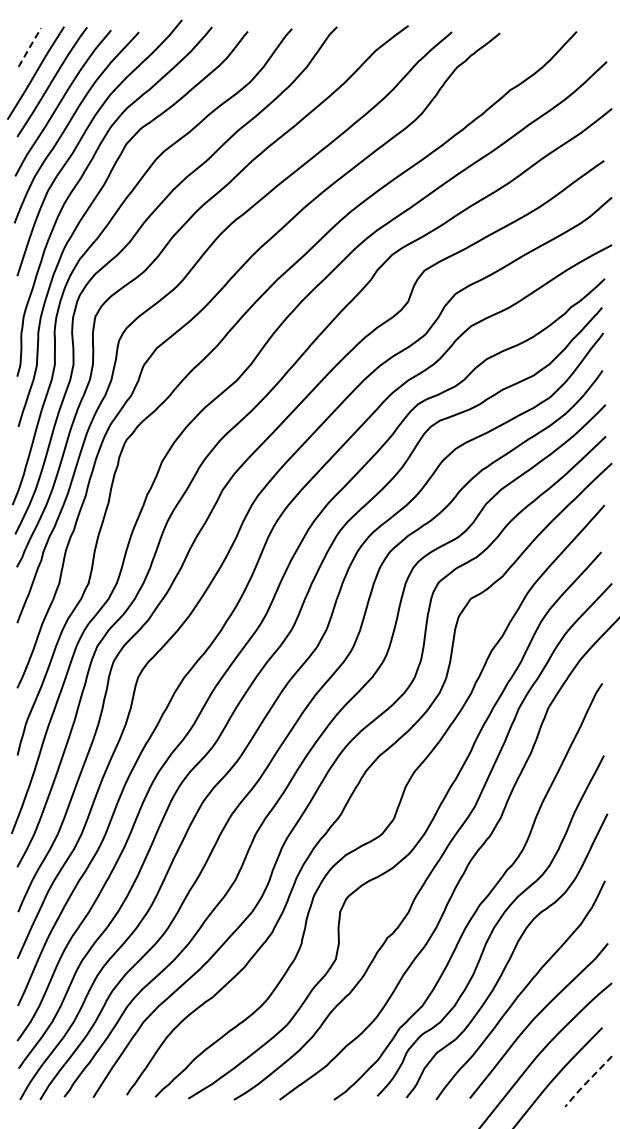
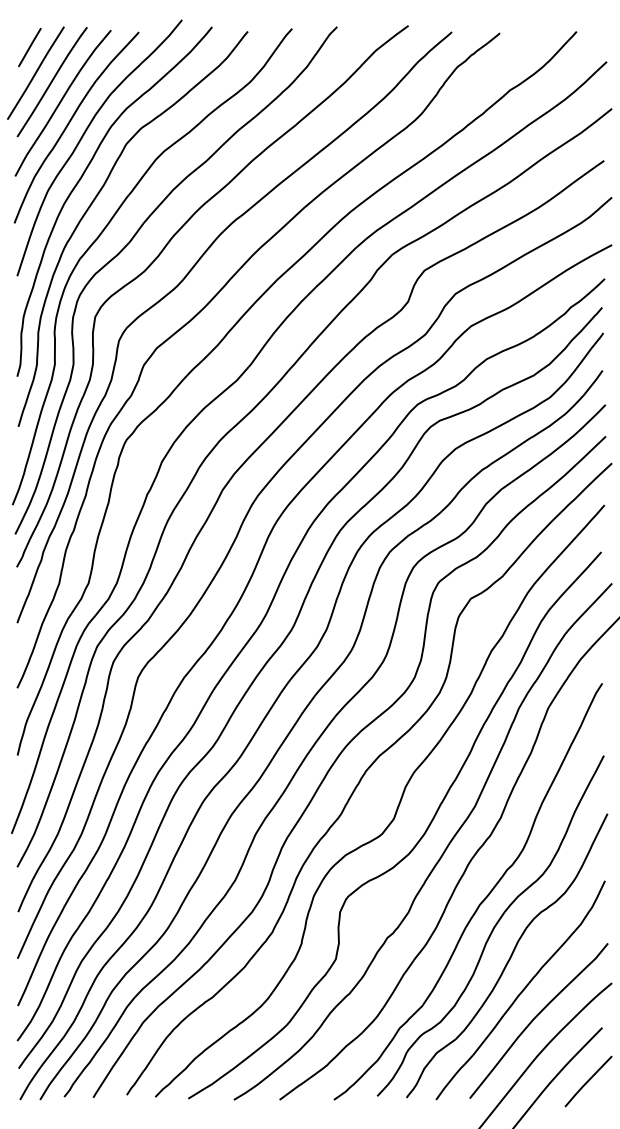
line: dashed -> solid (30, 46)
line: dashed -> solid (587, 1082)
